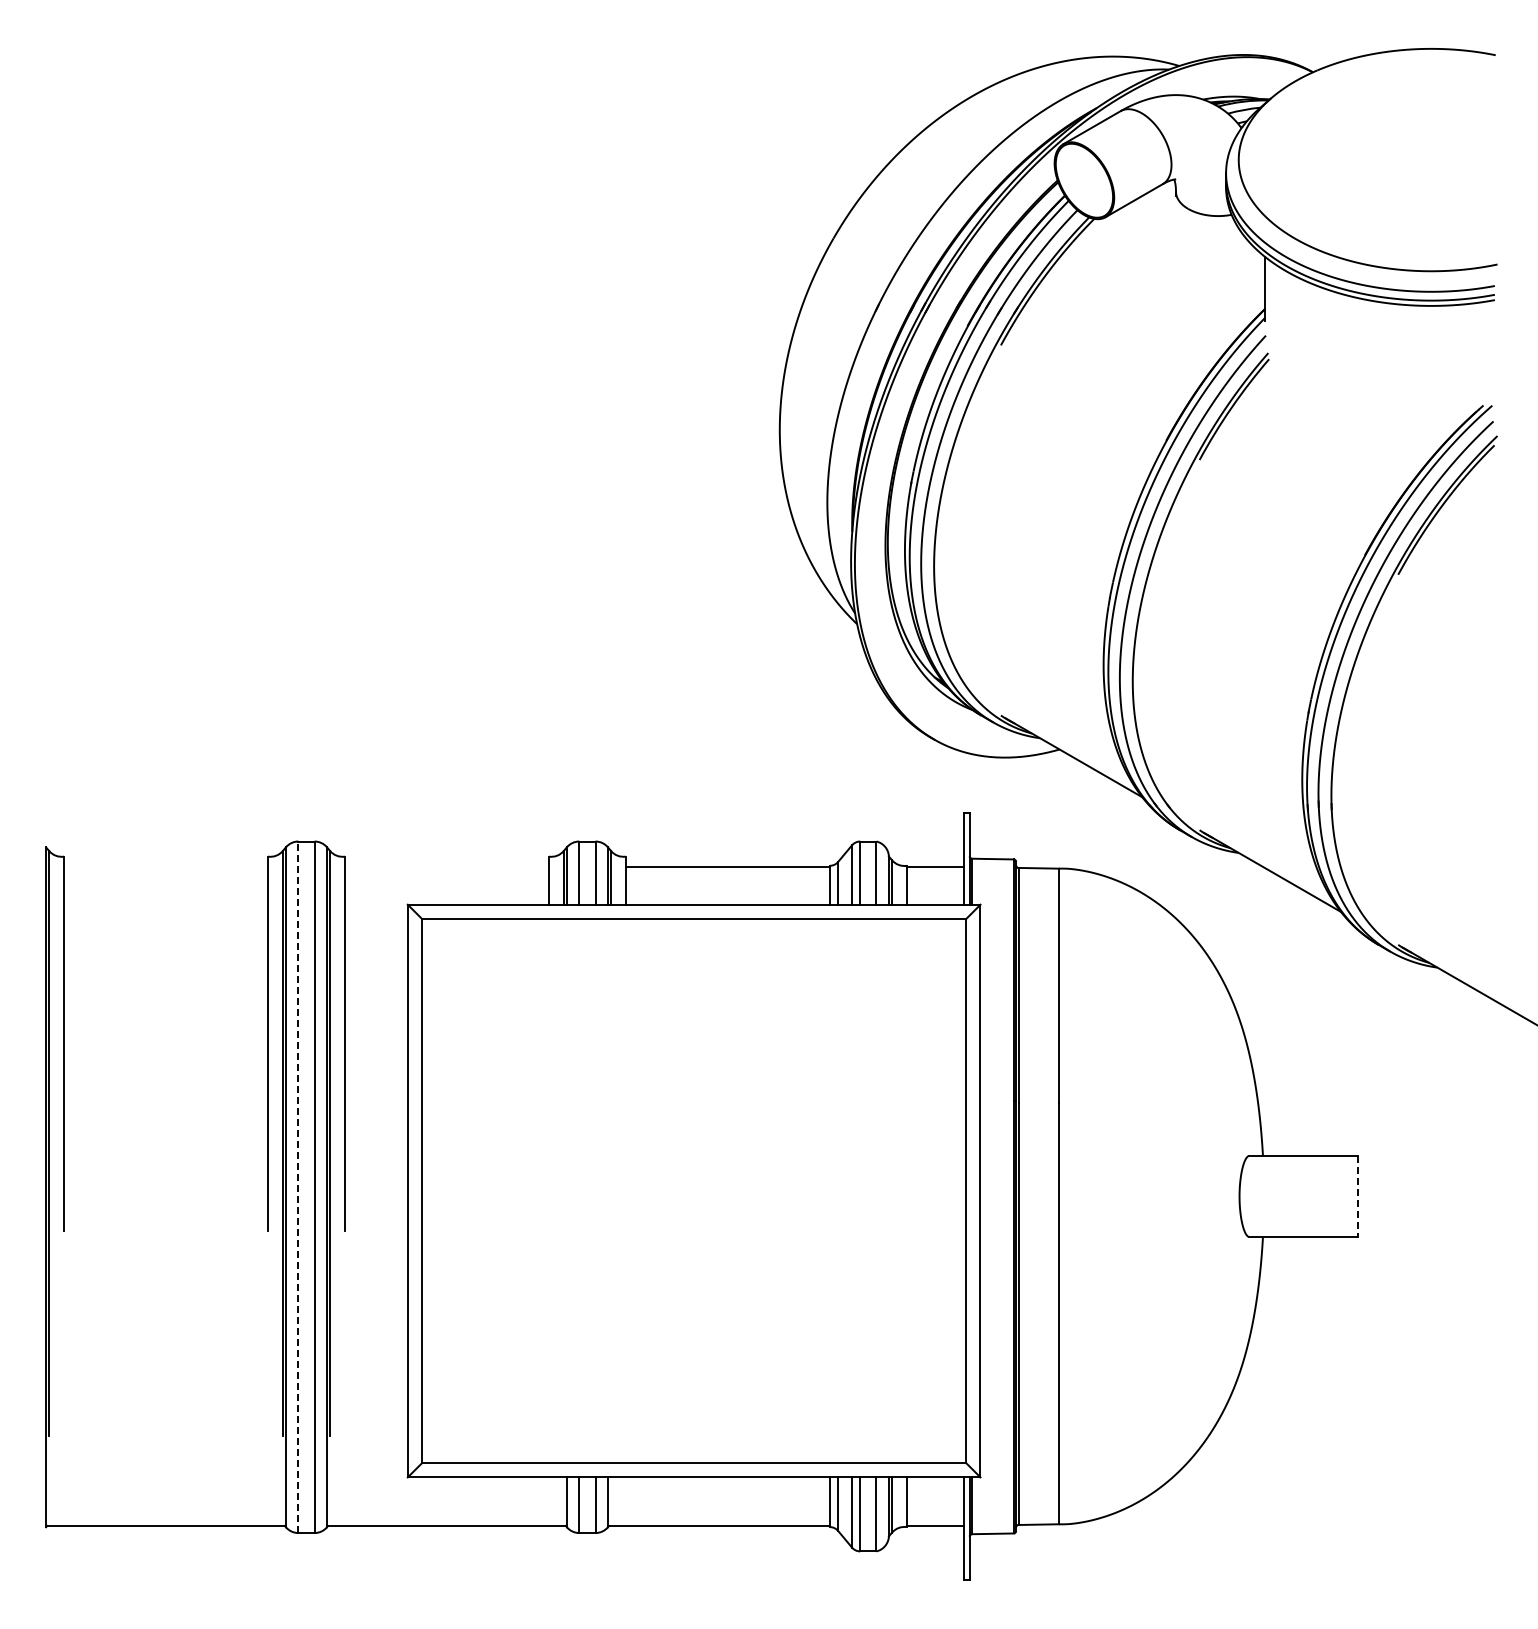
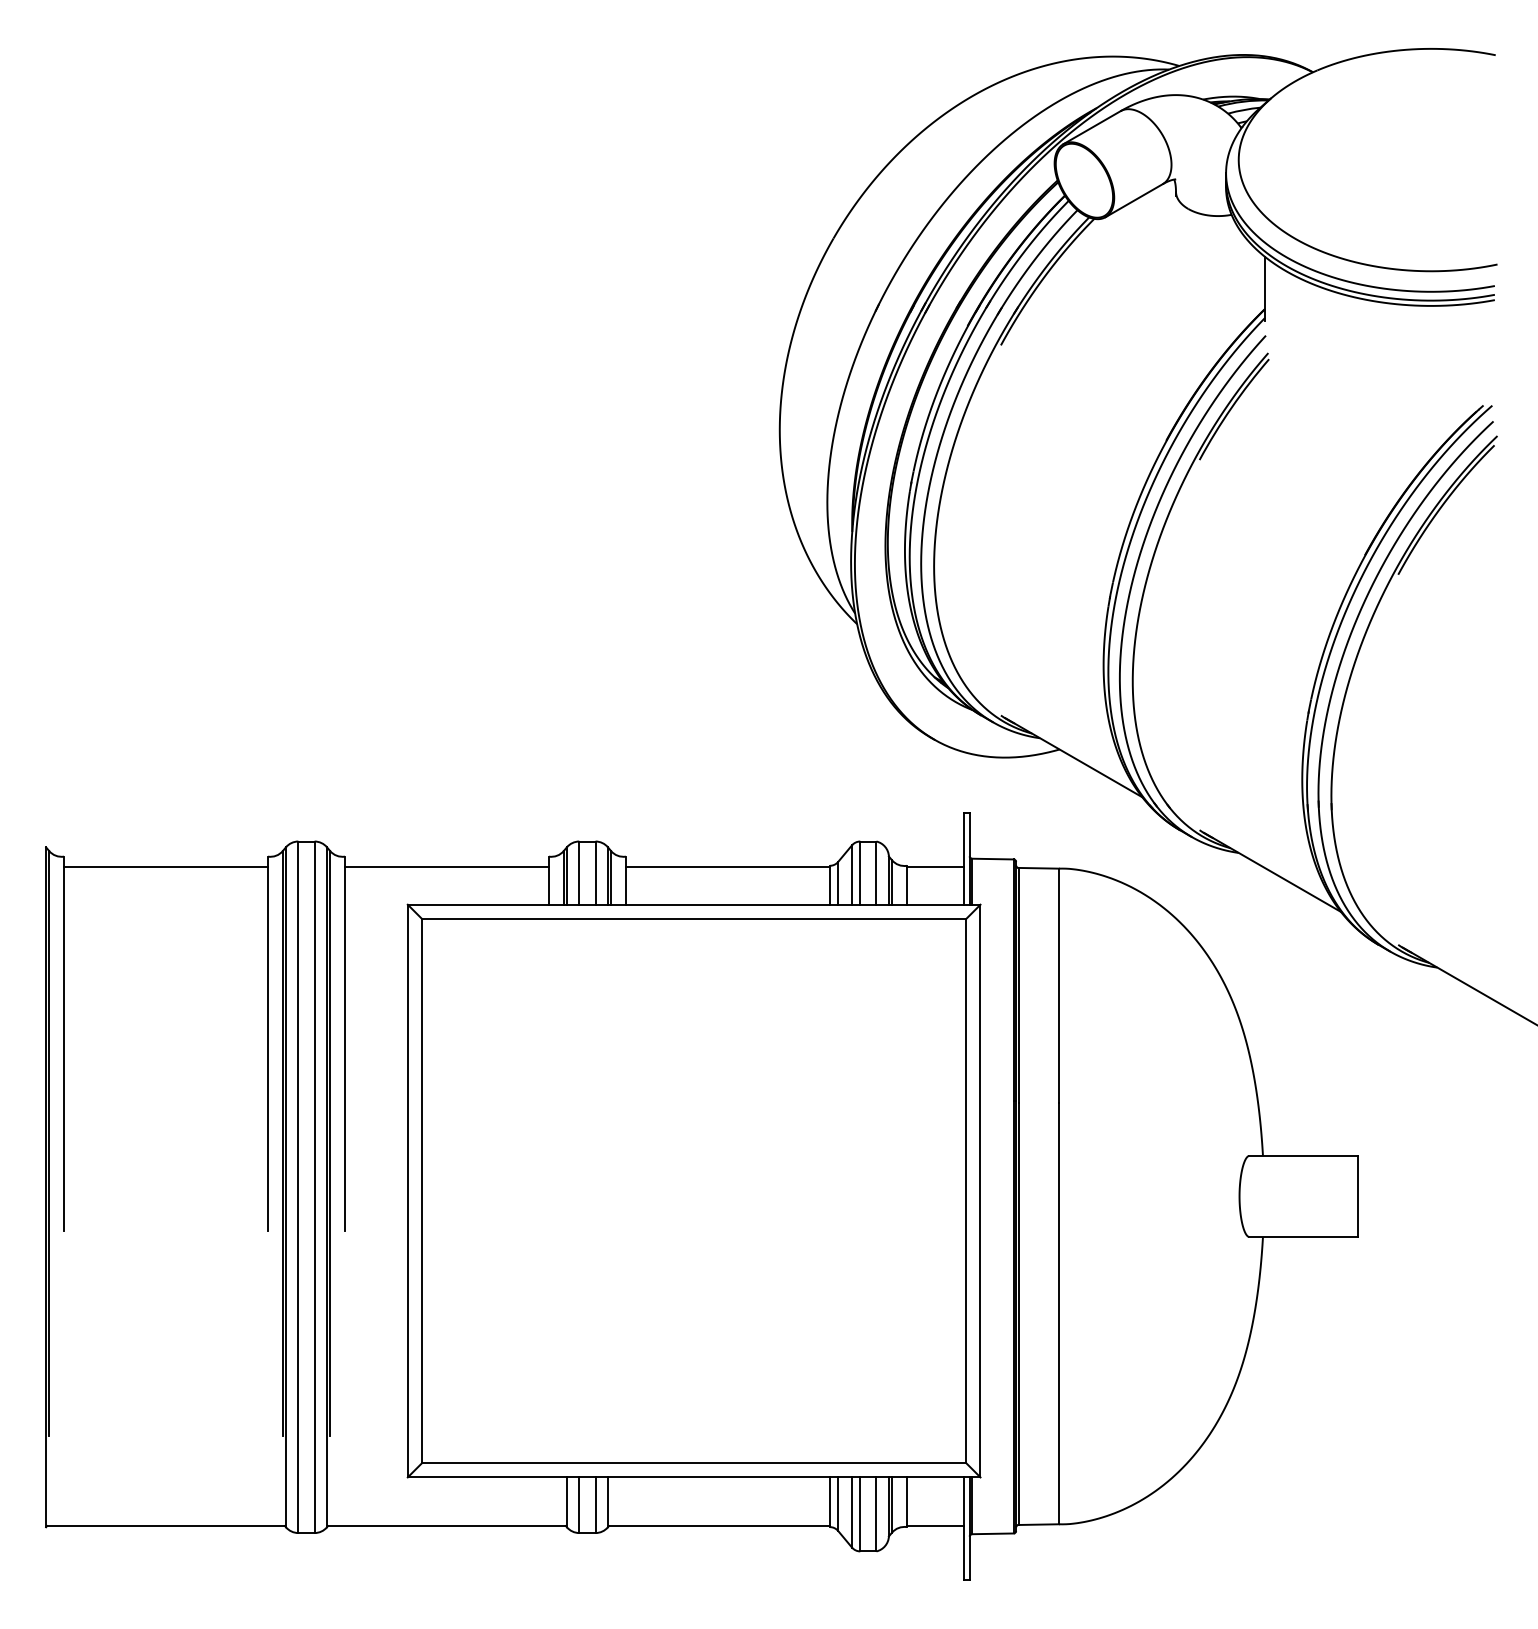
line: none -> present (166, 866)
line: none -> present (446, 866)
line: dashed -> solid (298, 1187)
line: dashed -> solid (1357, 1196)
